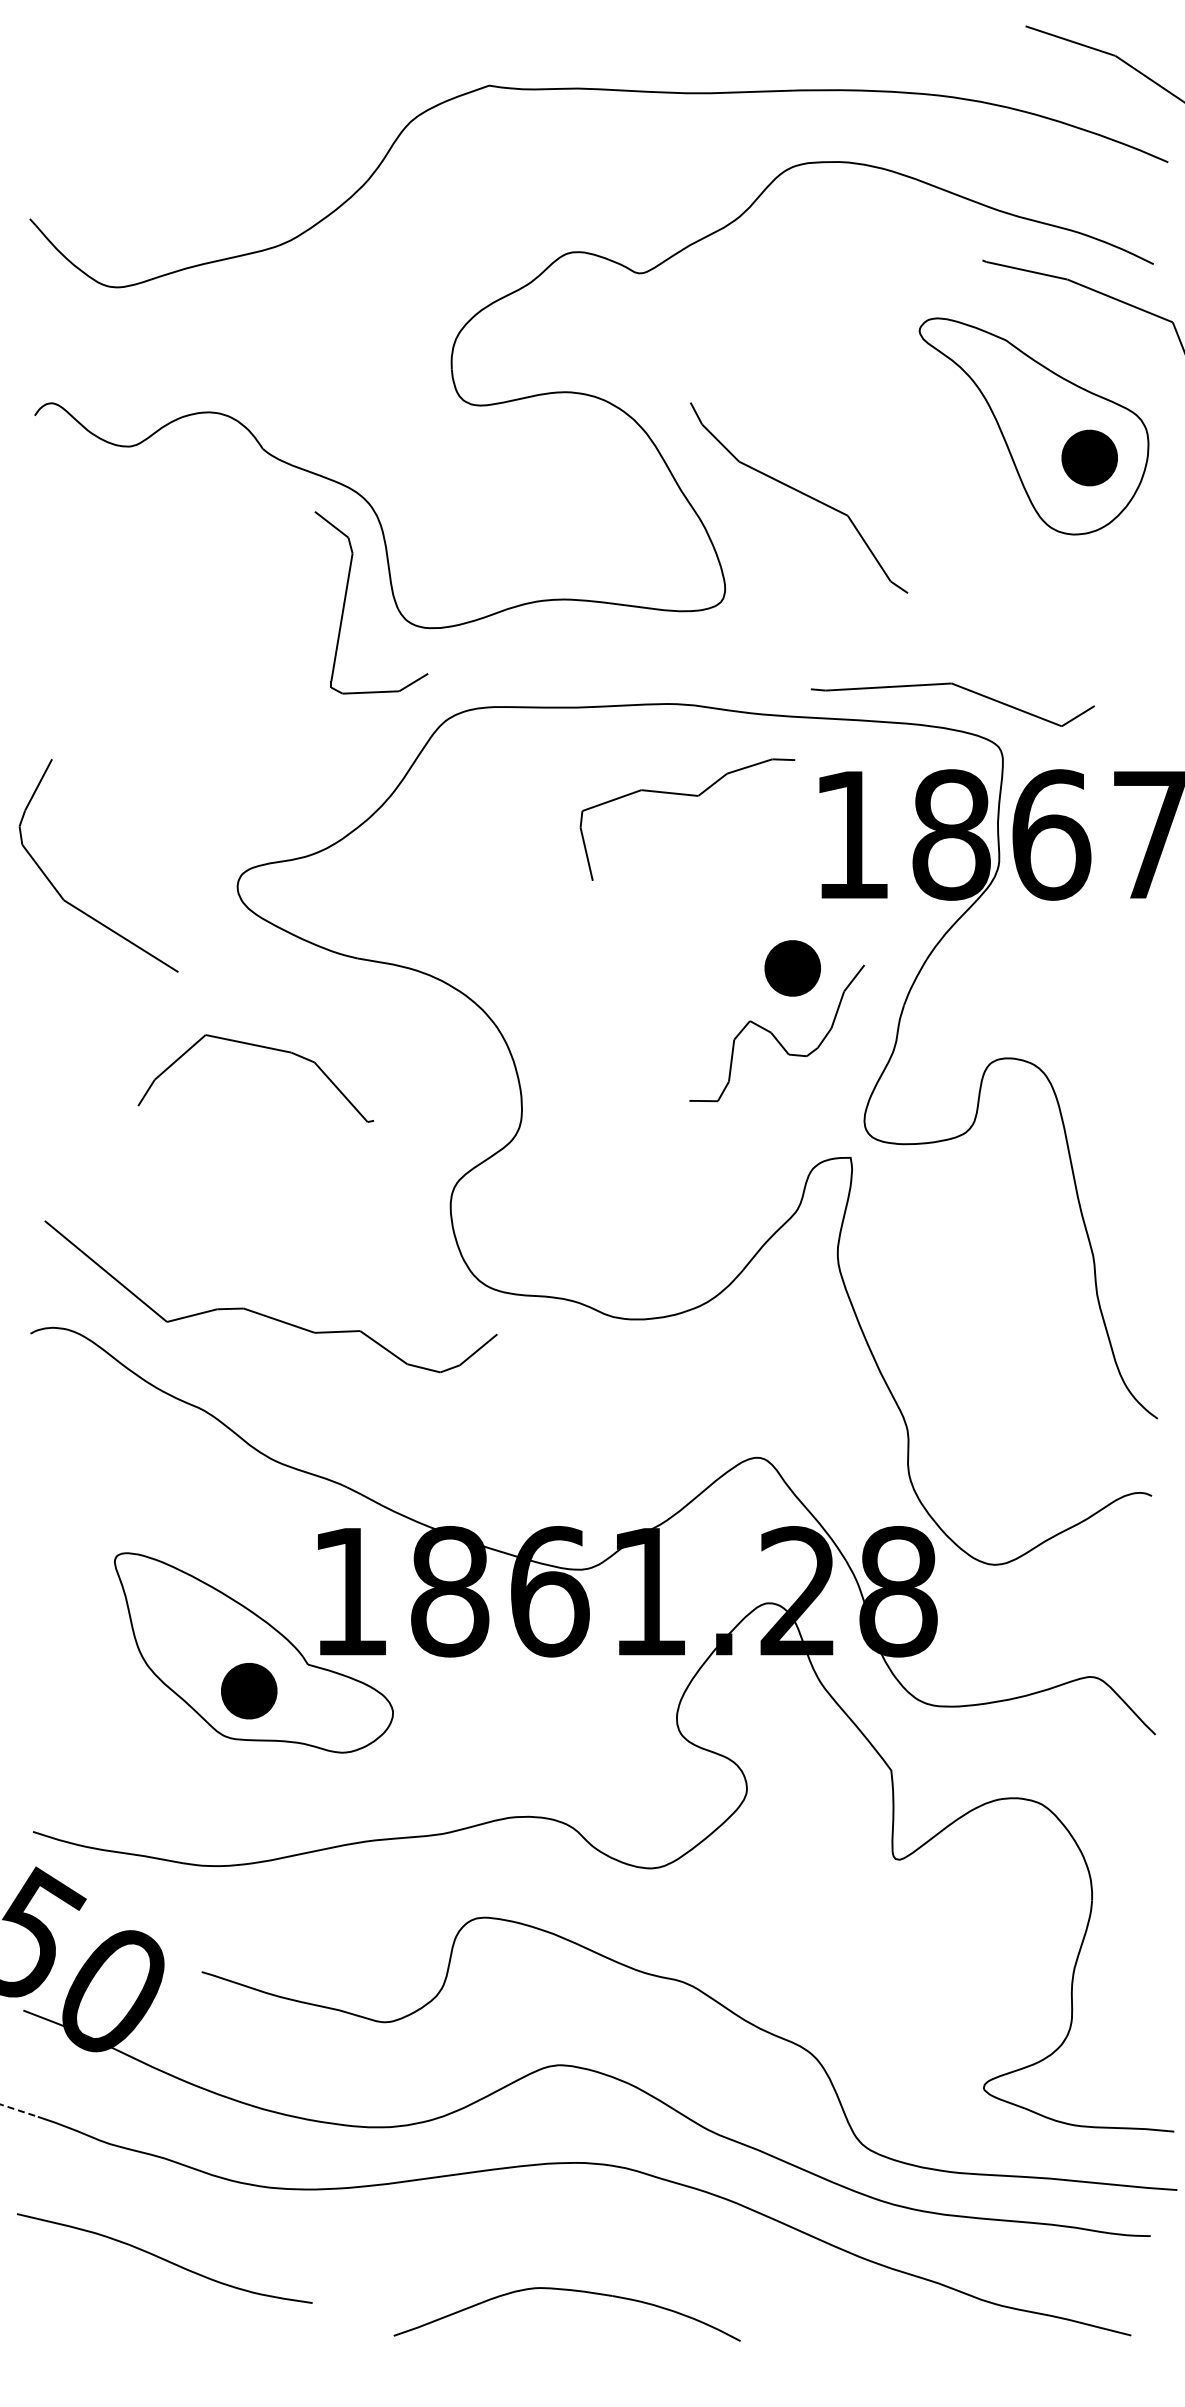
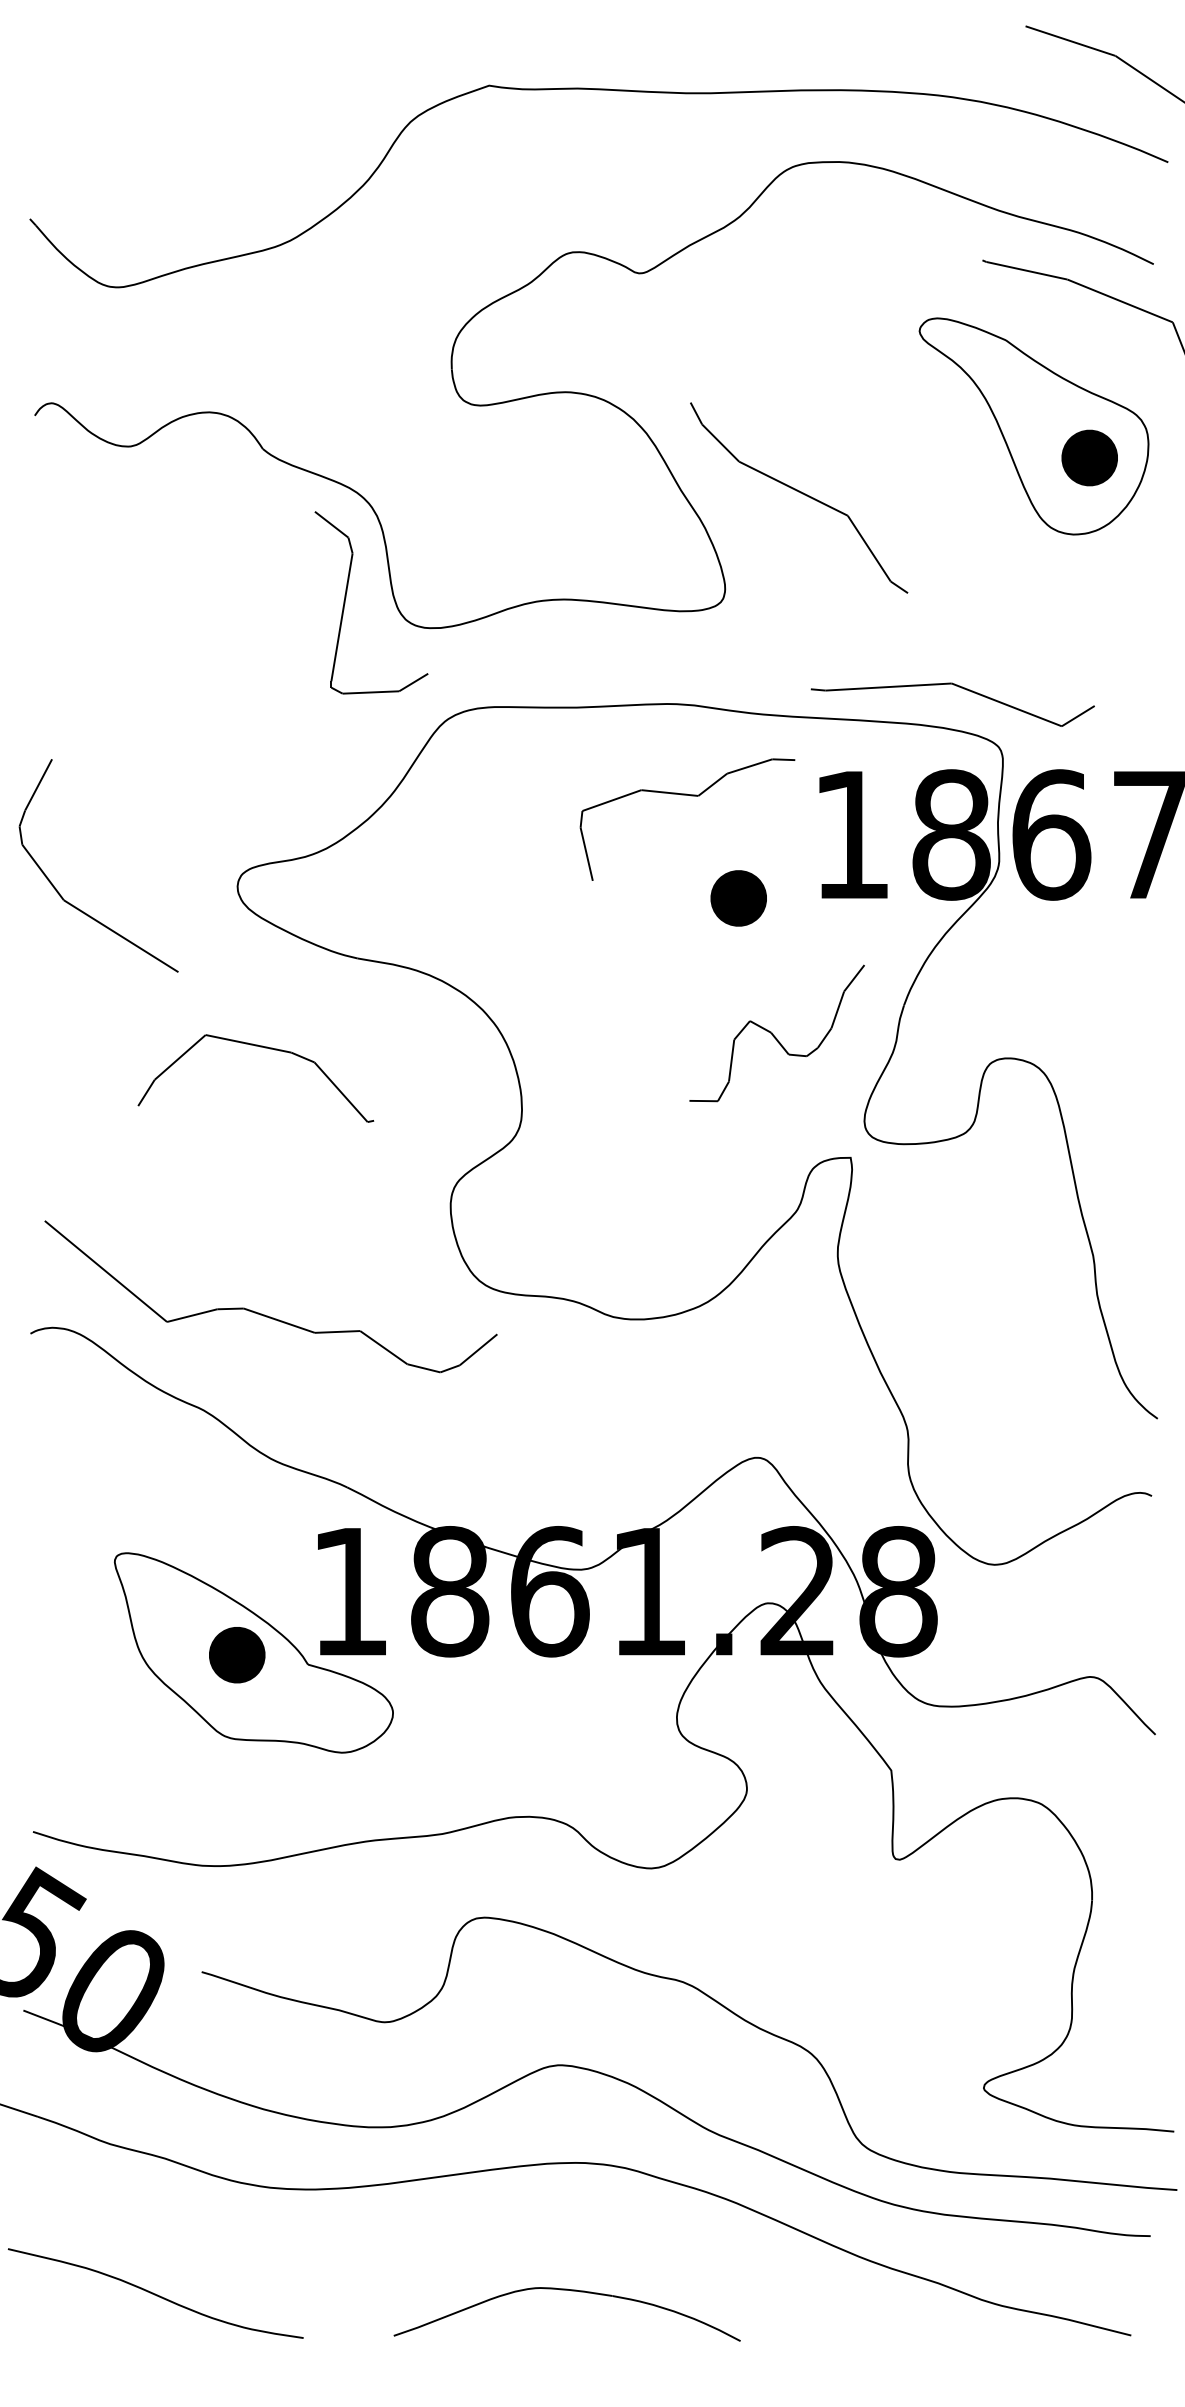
part position: (792, 968) -> (738, 898) (738, 898)
part position: (249, 1691) -> (237, 1655) (237, 1655)
line: dashed -> solid (19, 2110)
curve position: (164, 2258) -> (155, 2293) (155, 2293)
